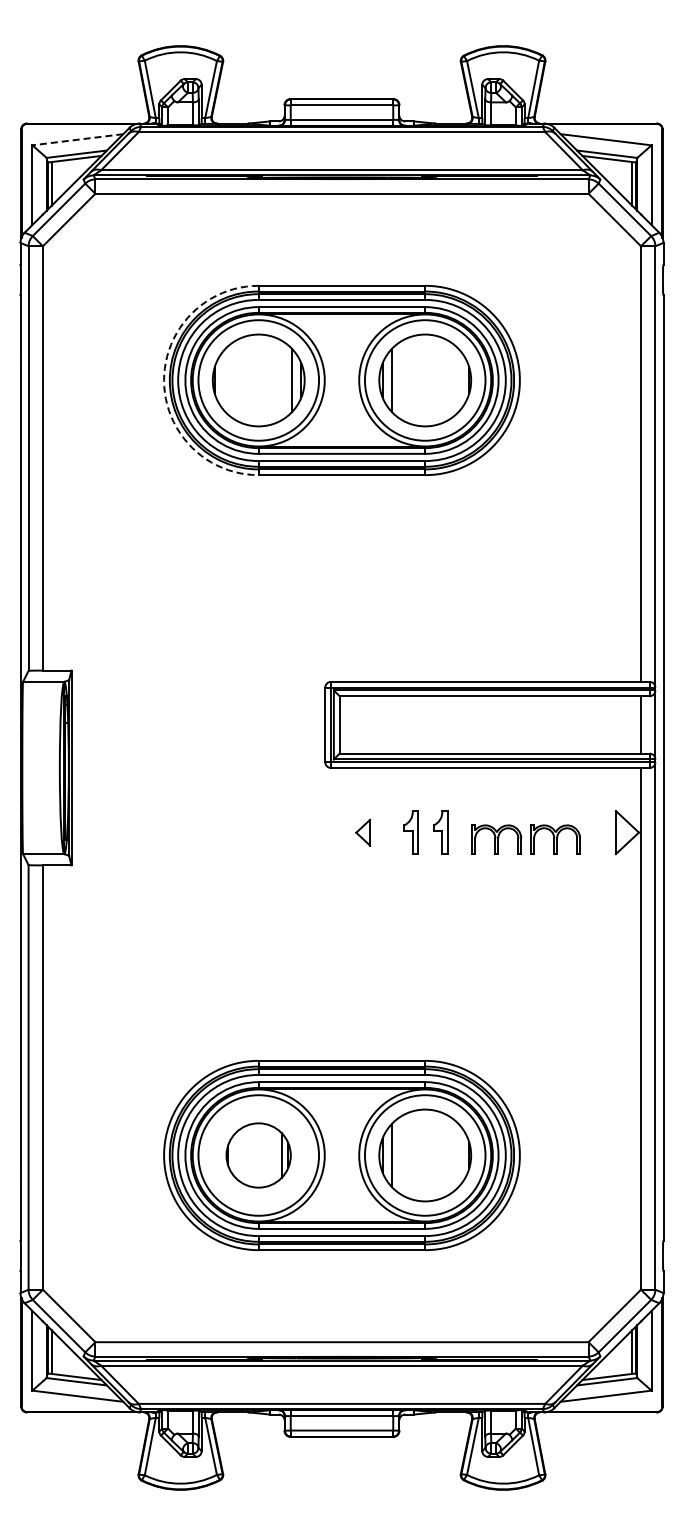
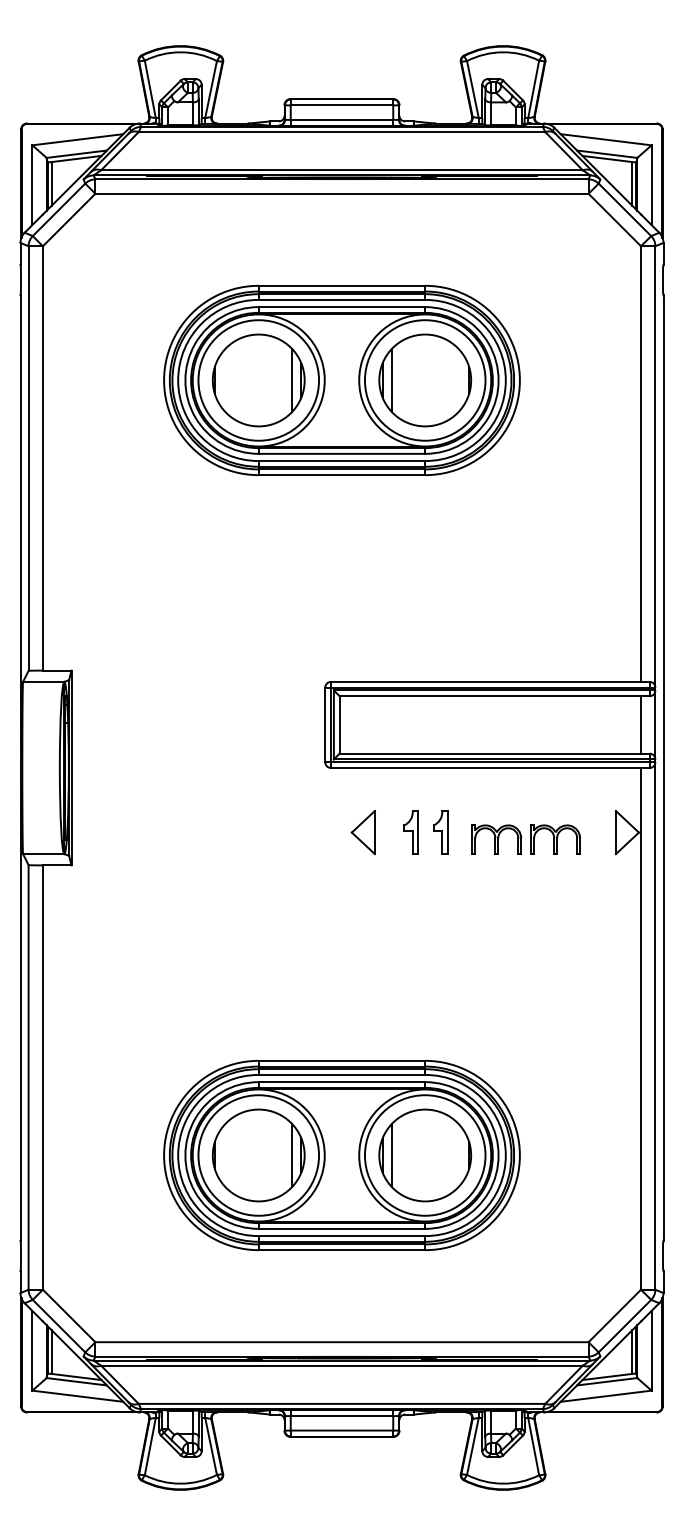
line: dashed -> solid (77, 139)
arc: dashed -> solid (164, 380)
part size: 17x29 px -> 26x46 px (362, 832)
part size: 67x67 px -> 95x95 px (258, 1155)
